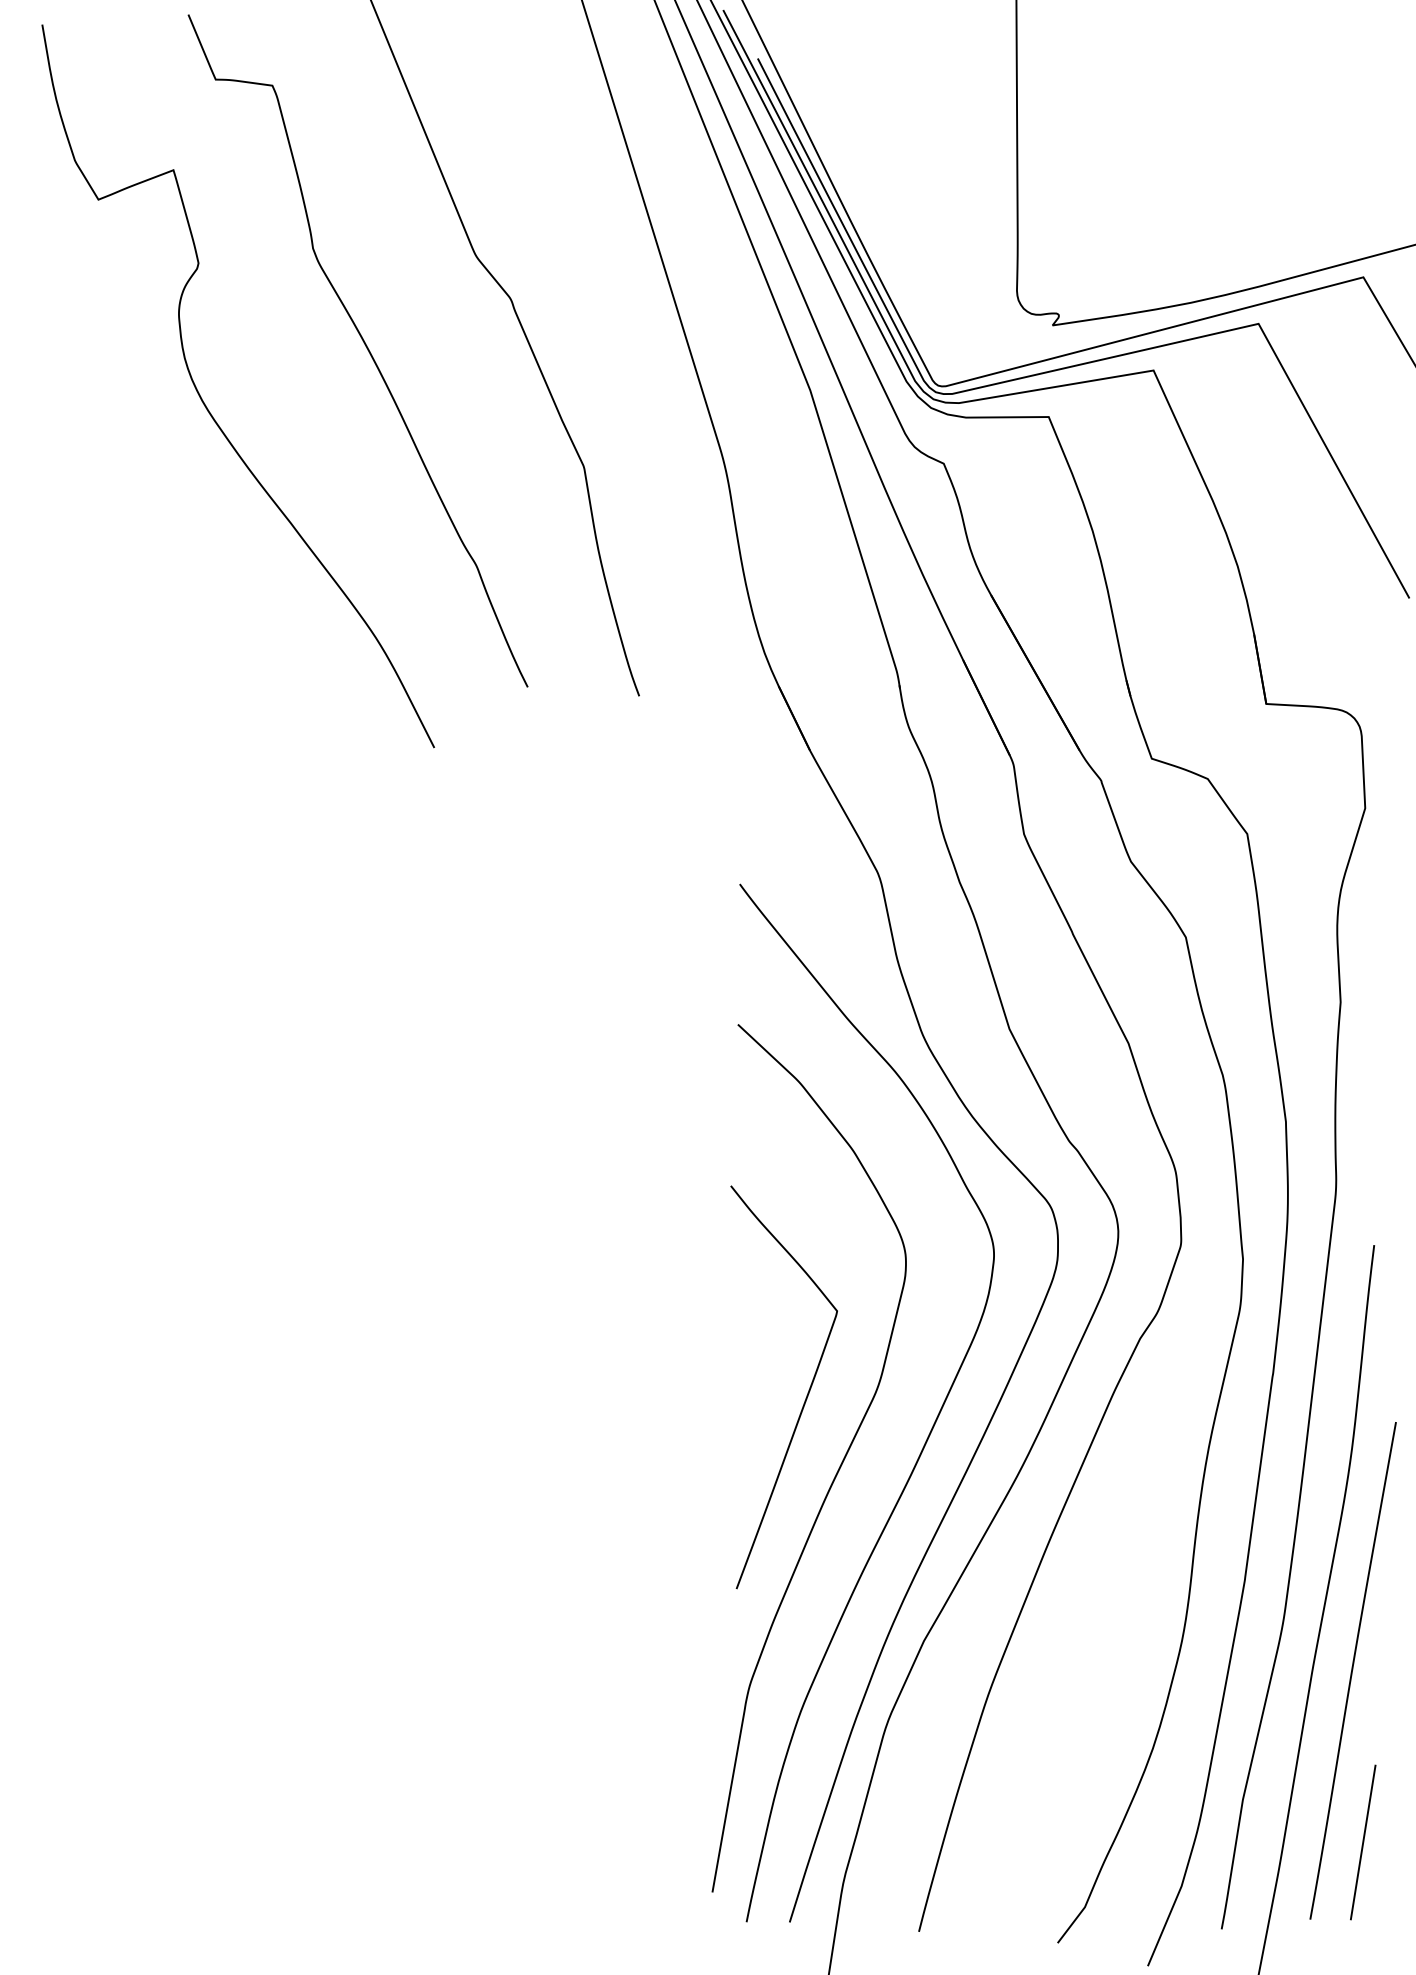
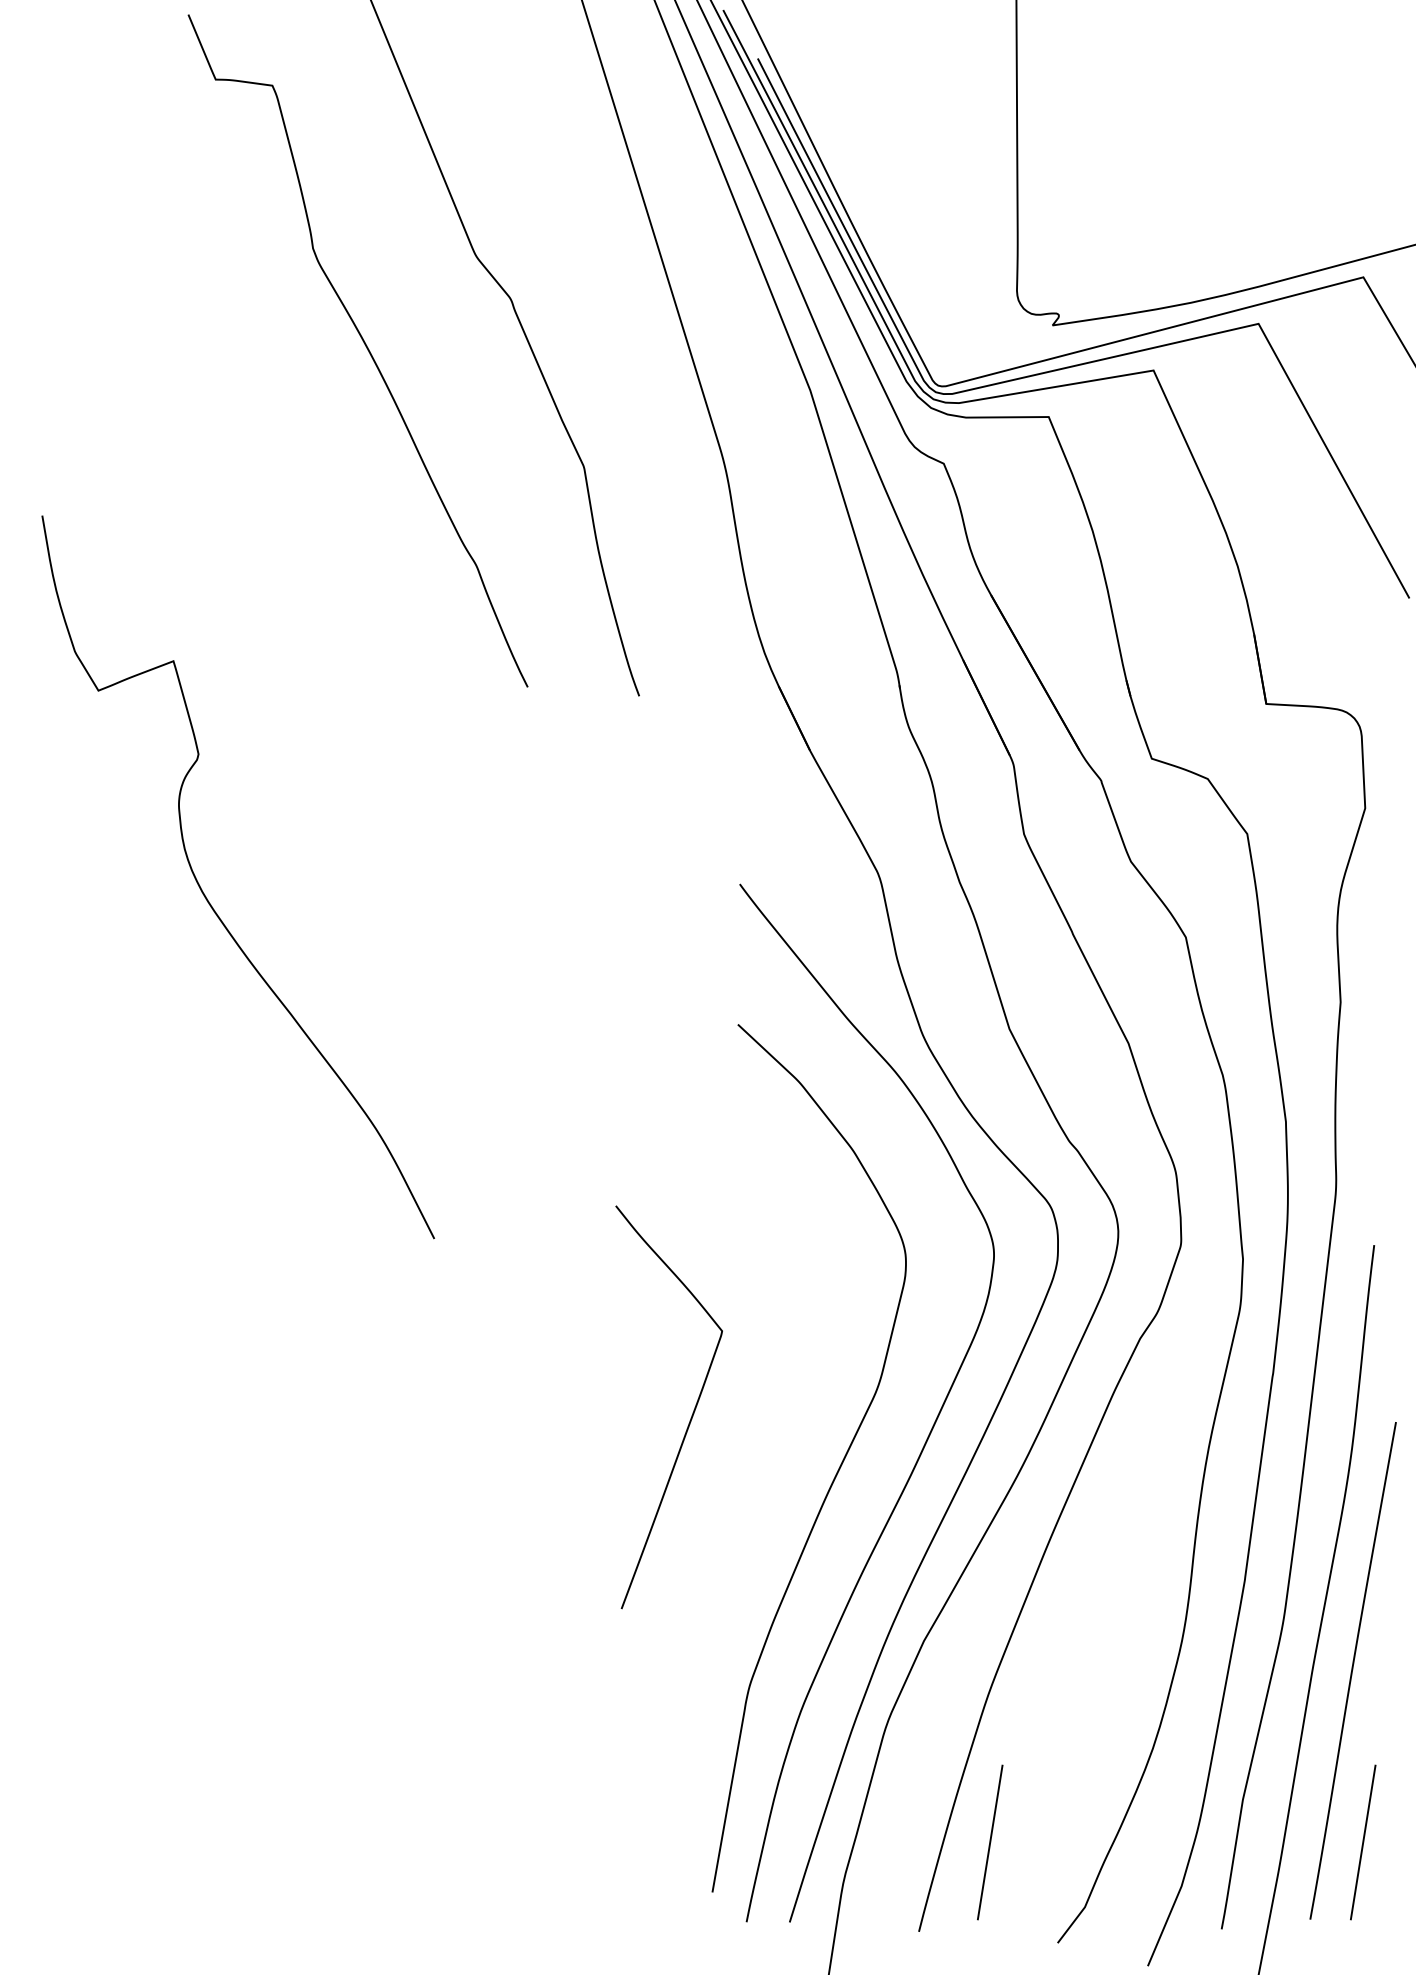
curve position: (206, 405) -> (206, 896) (206, 896)
curve position: (806, 1395) -> (691, 1415) (691, 1415)
line: none -> present (990, 1842)
